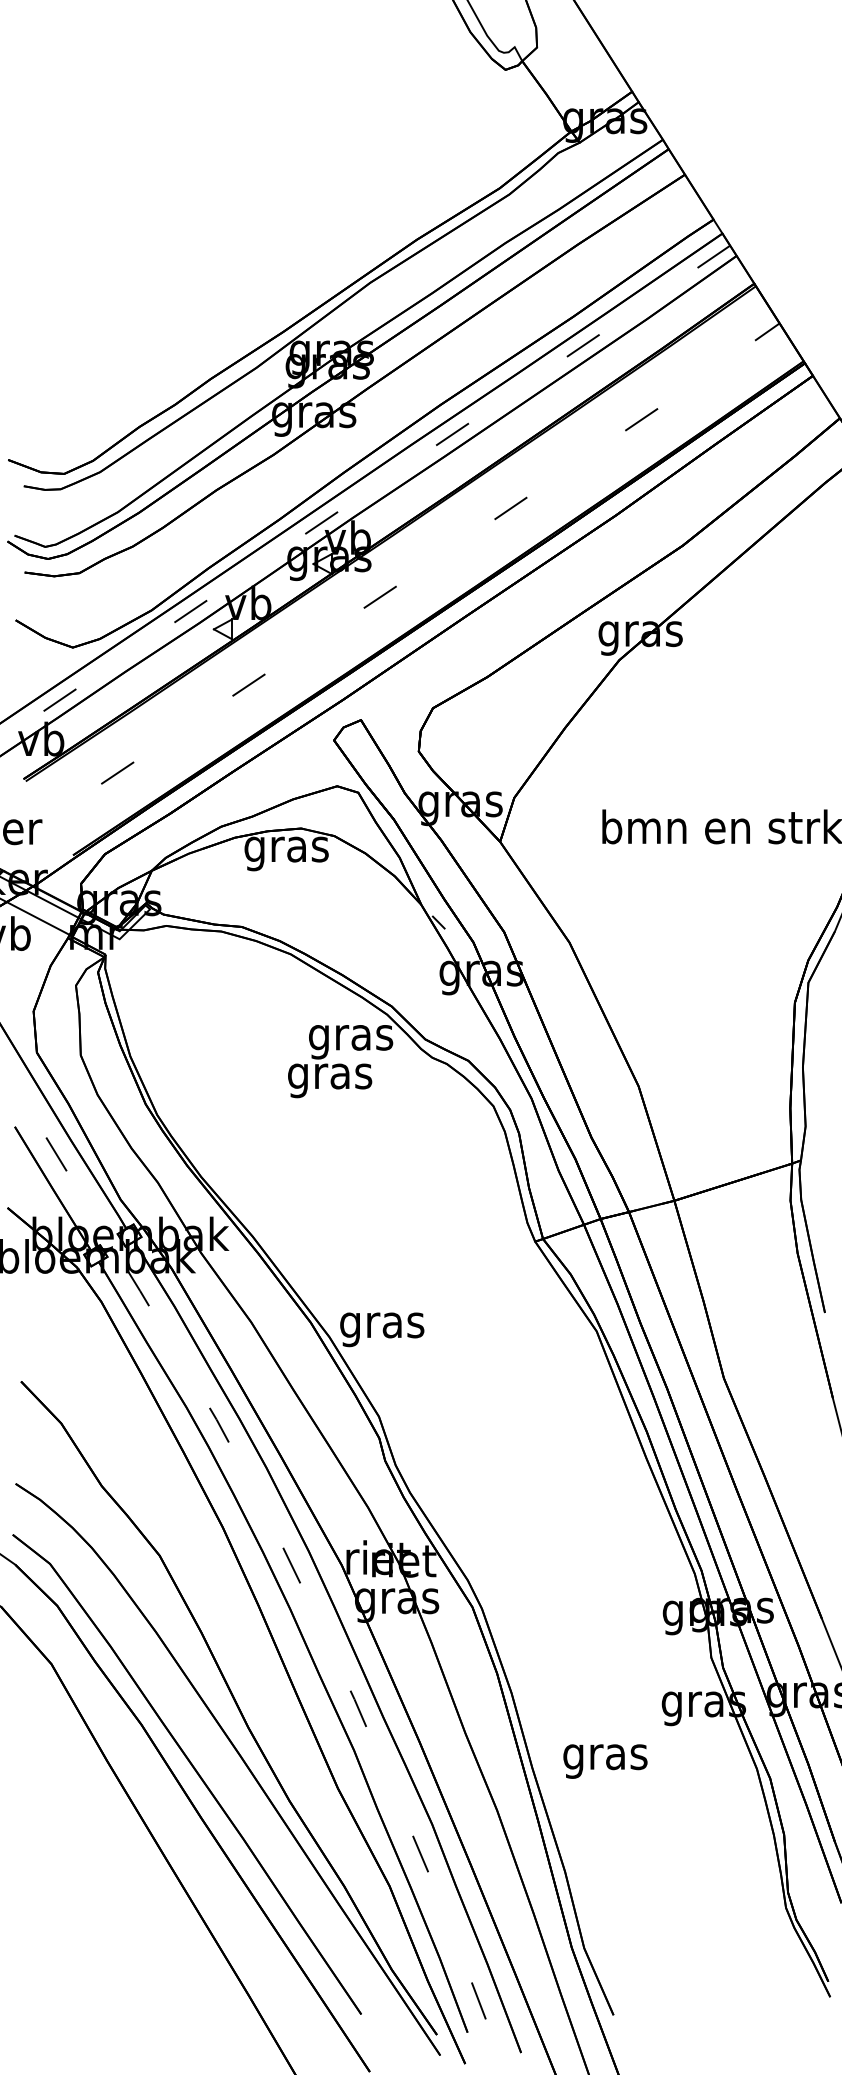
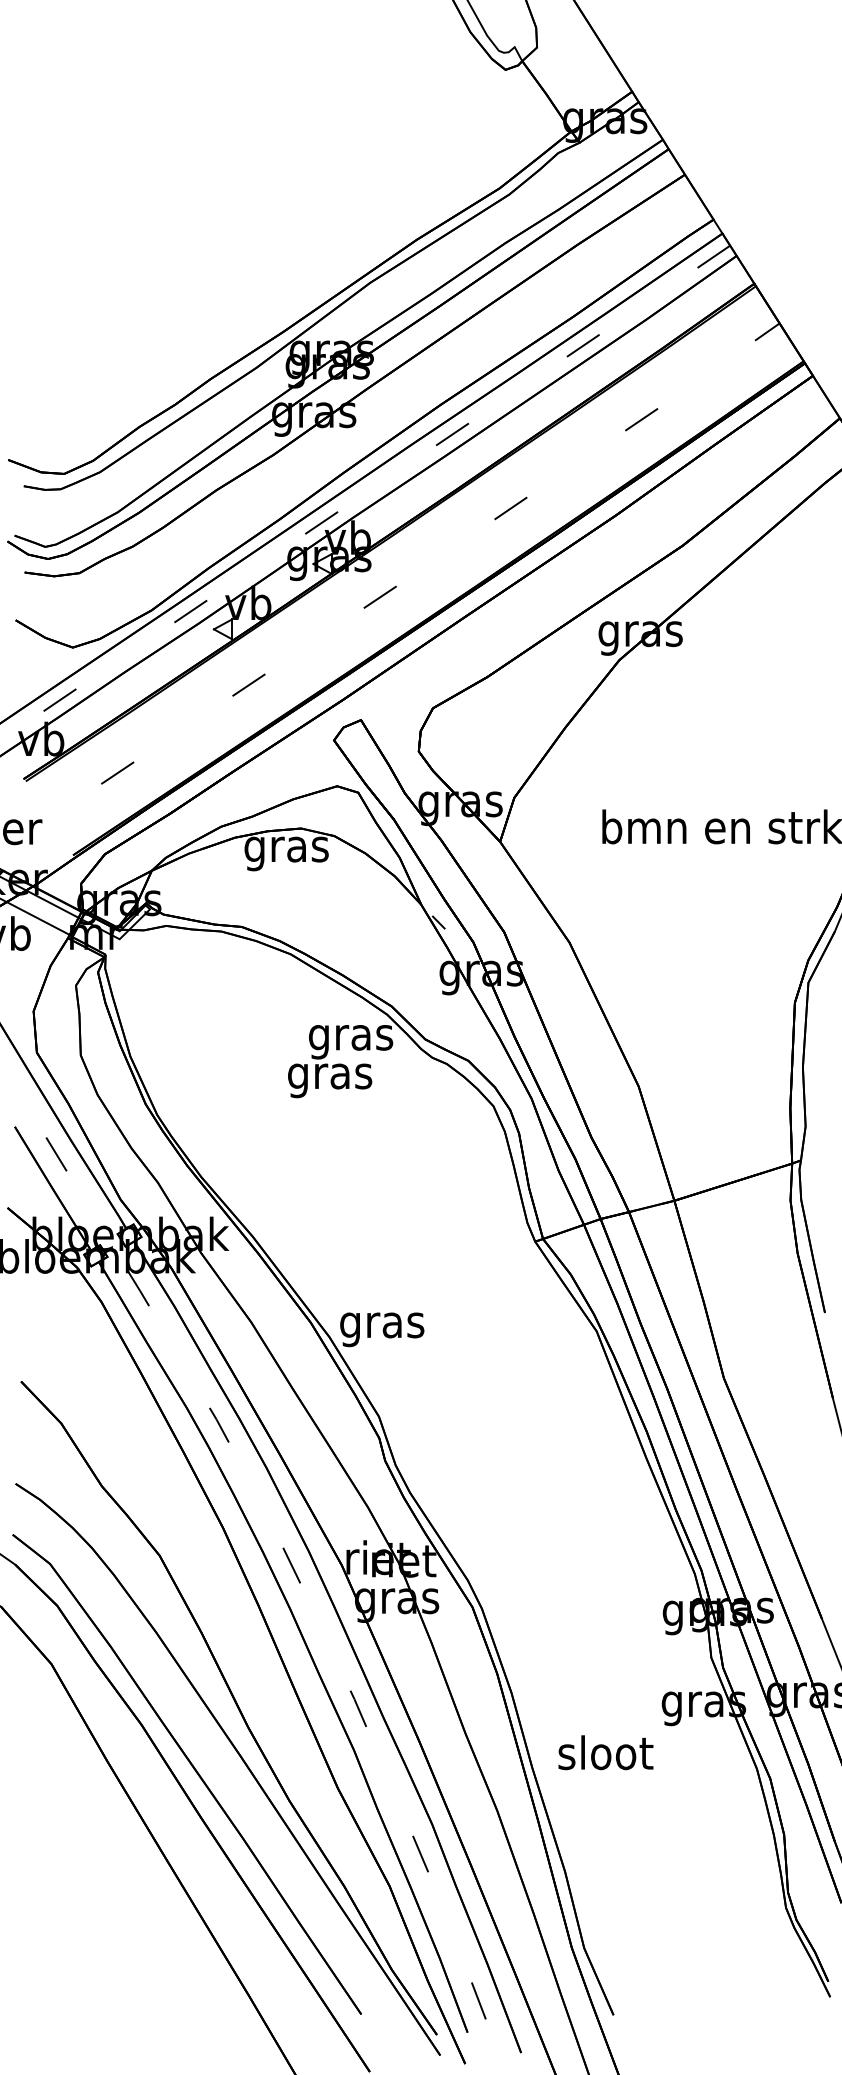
text: gras -> sloot (605, 1756)
